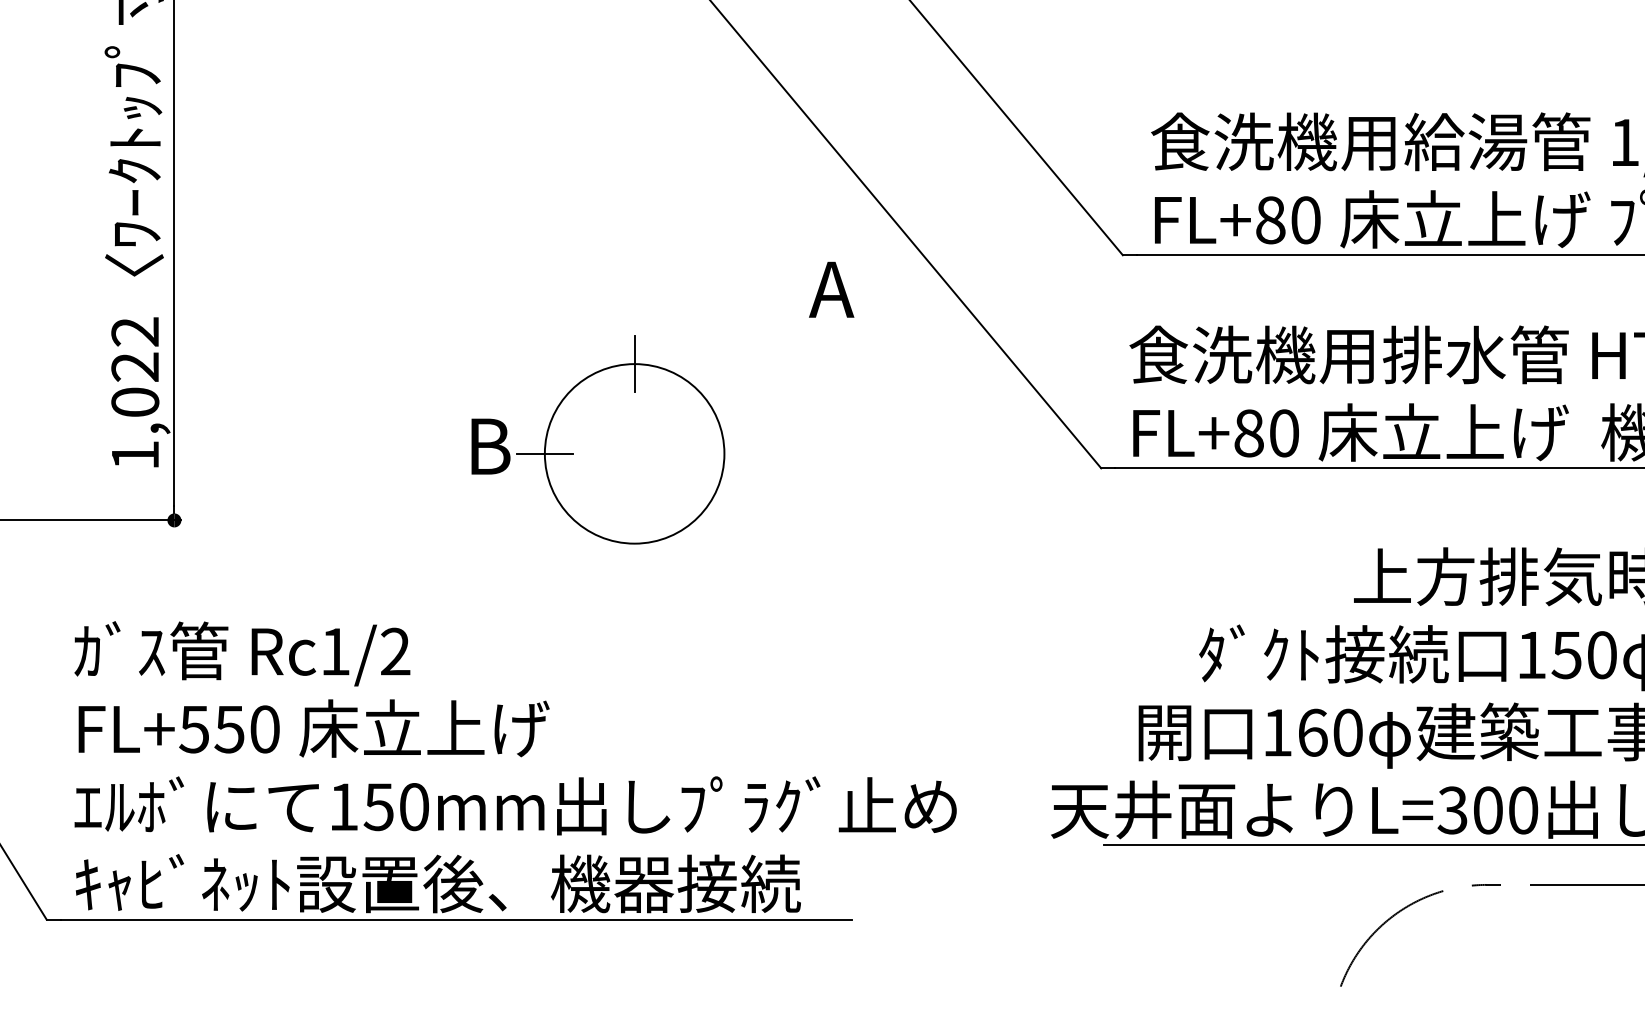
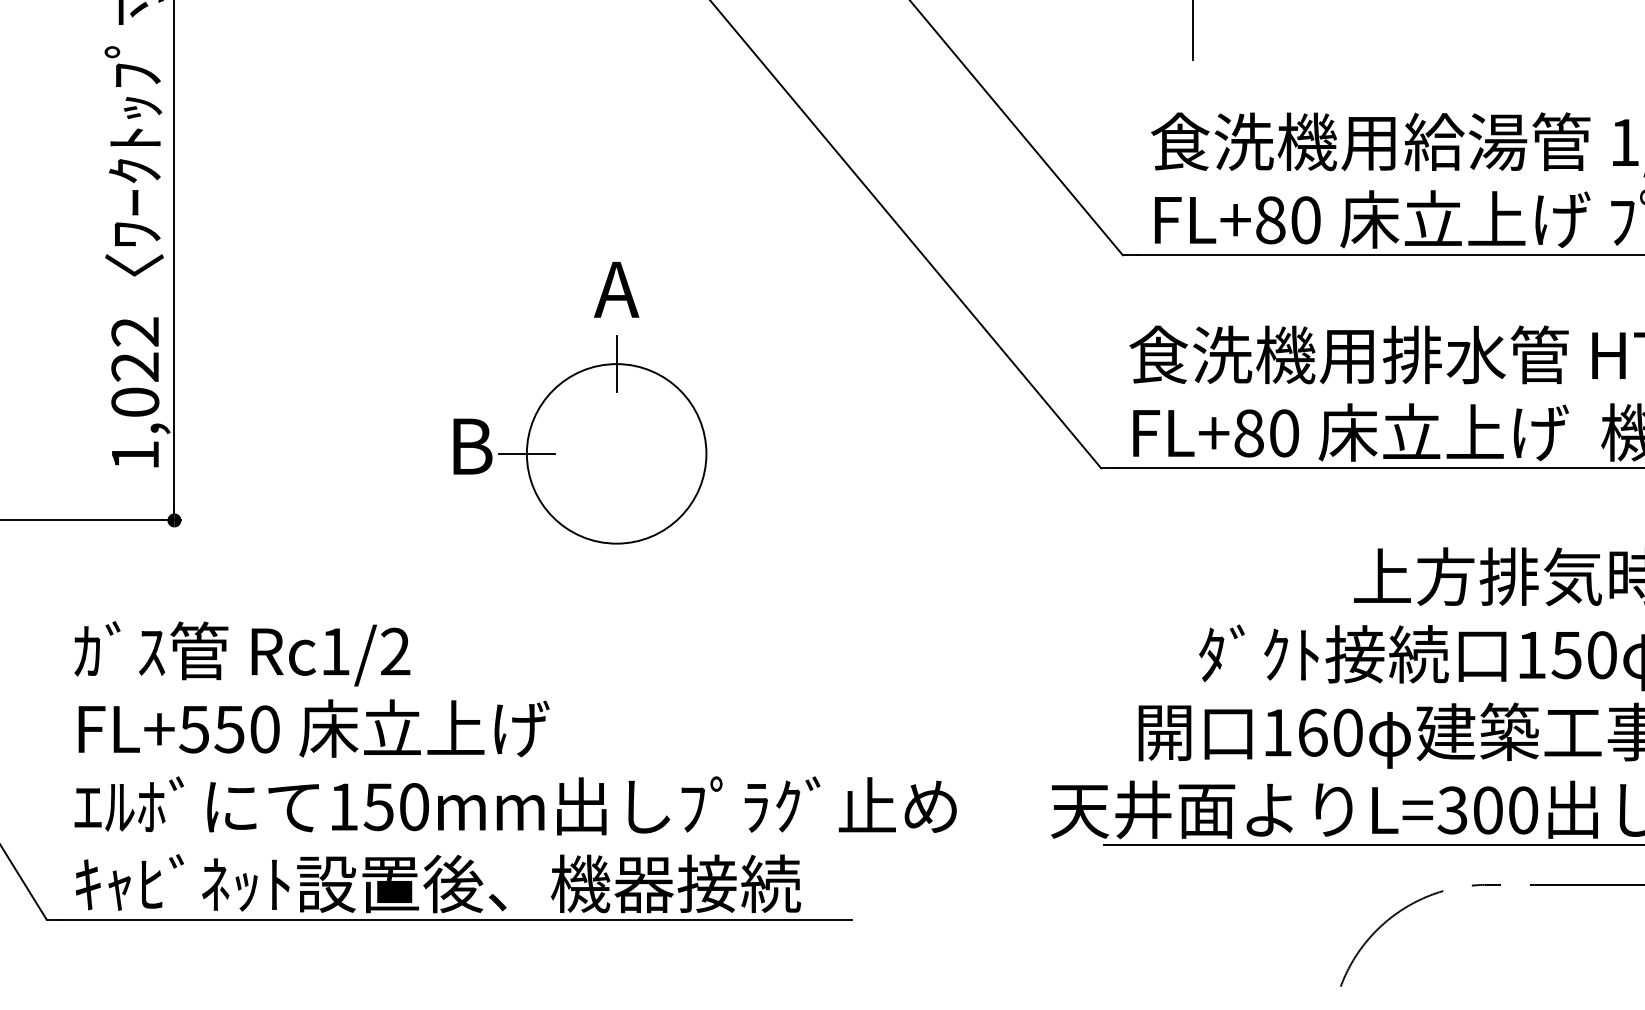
line: none -> present (1192, 30)
text position: (831, 289) -> (616, 289) (616, 289)
part position: (598, 439) -> (580, 439) (580, 439)
